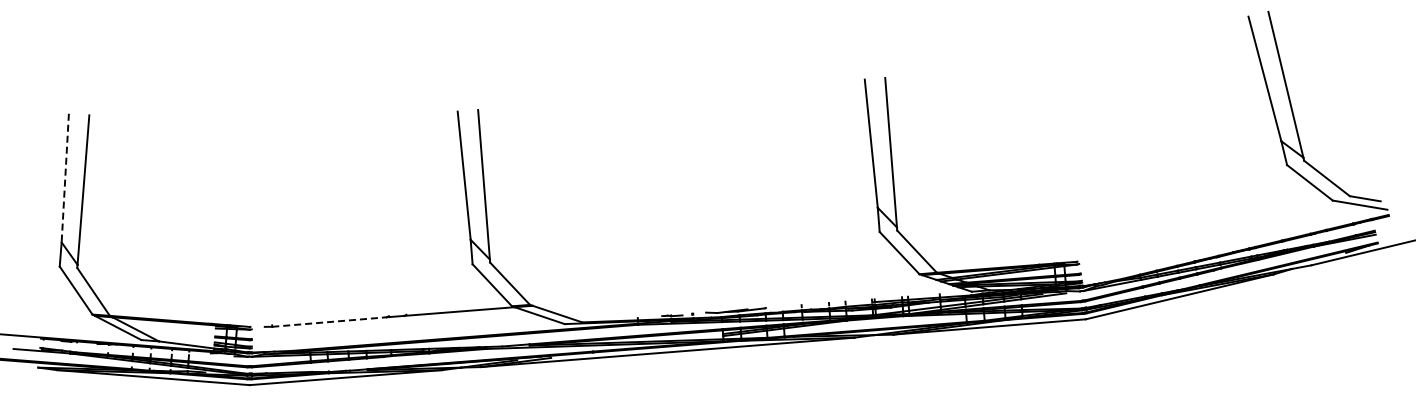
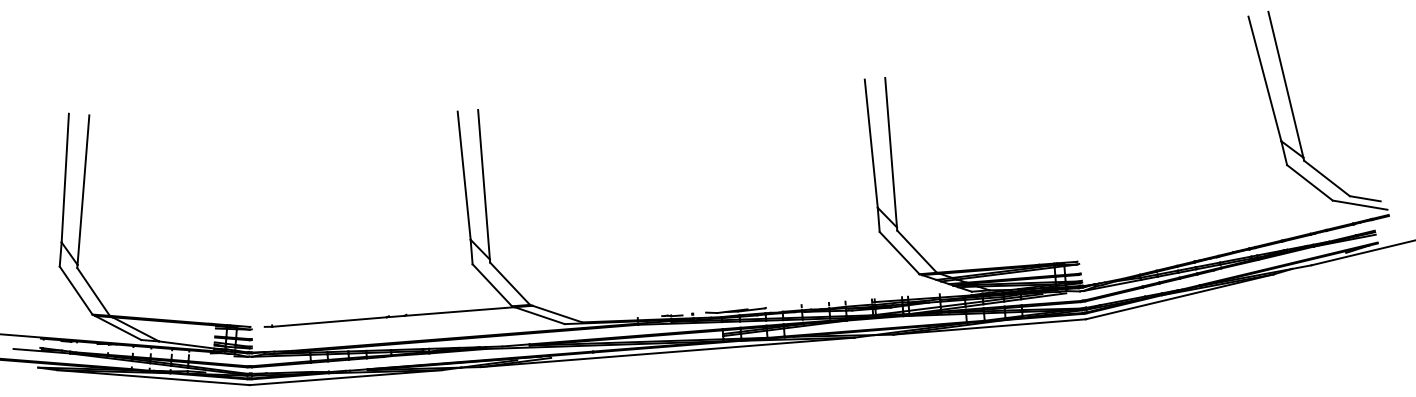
line: dashed -> solid (65, 178)
line: dashed -> solid (329, 322)
